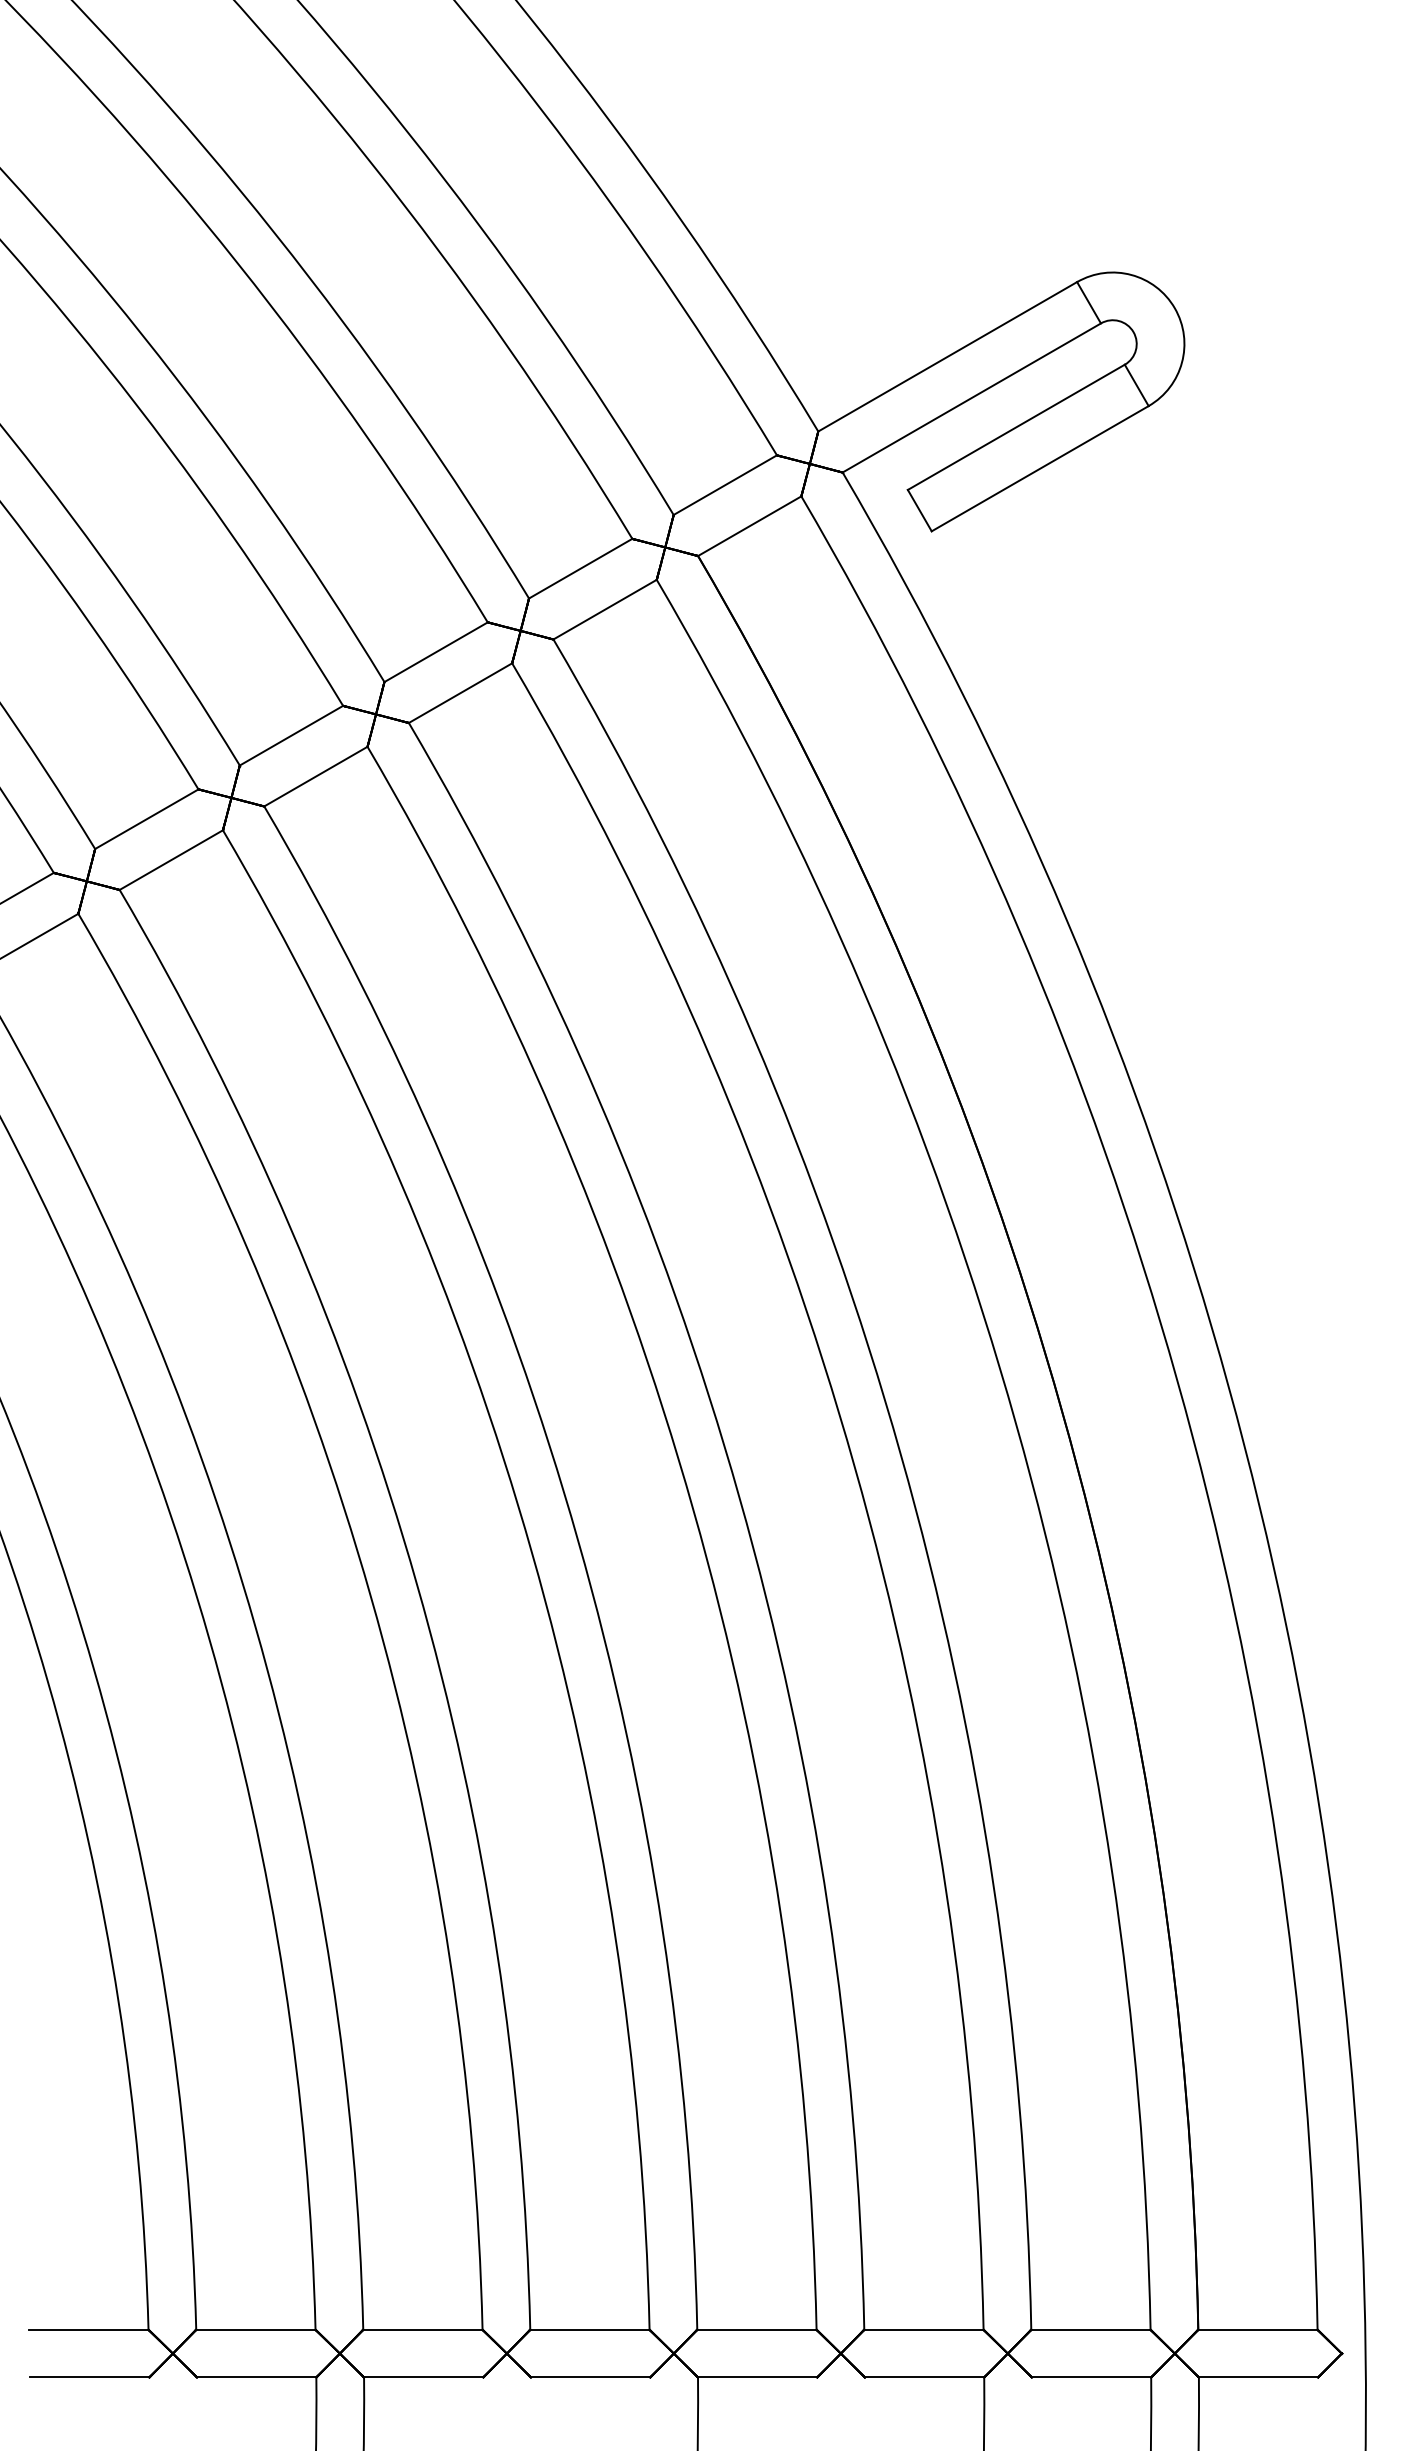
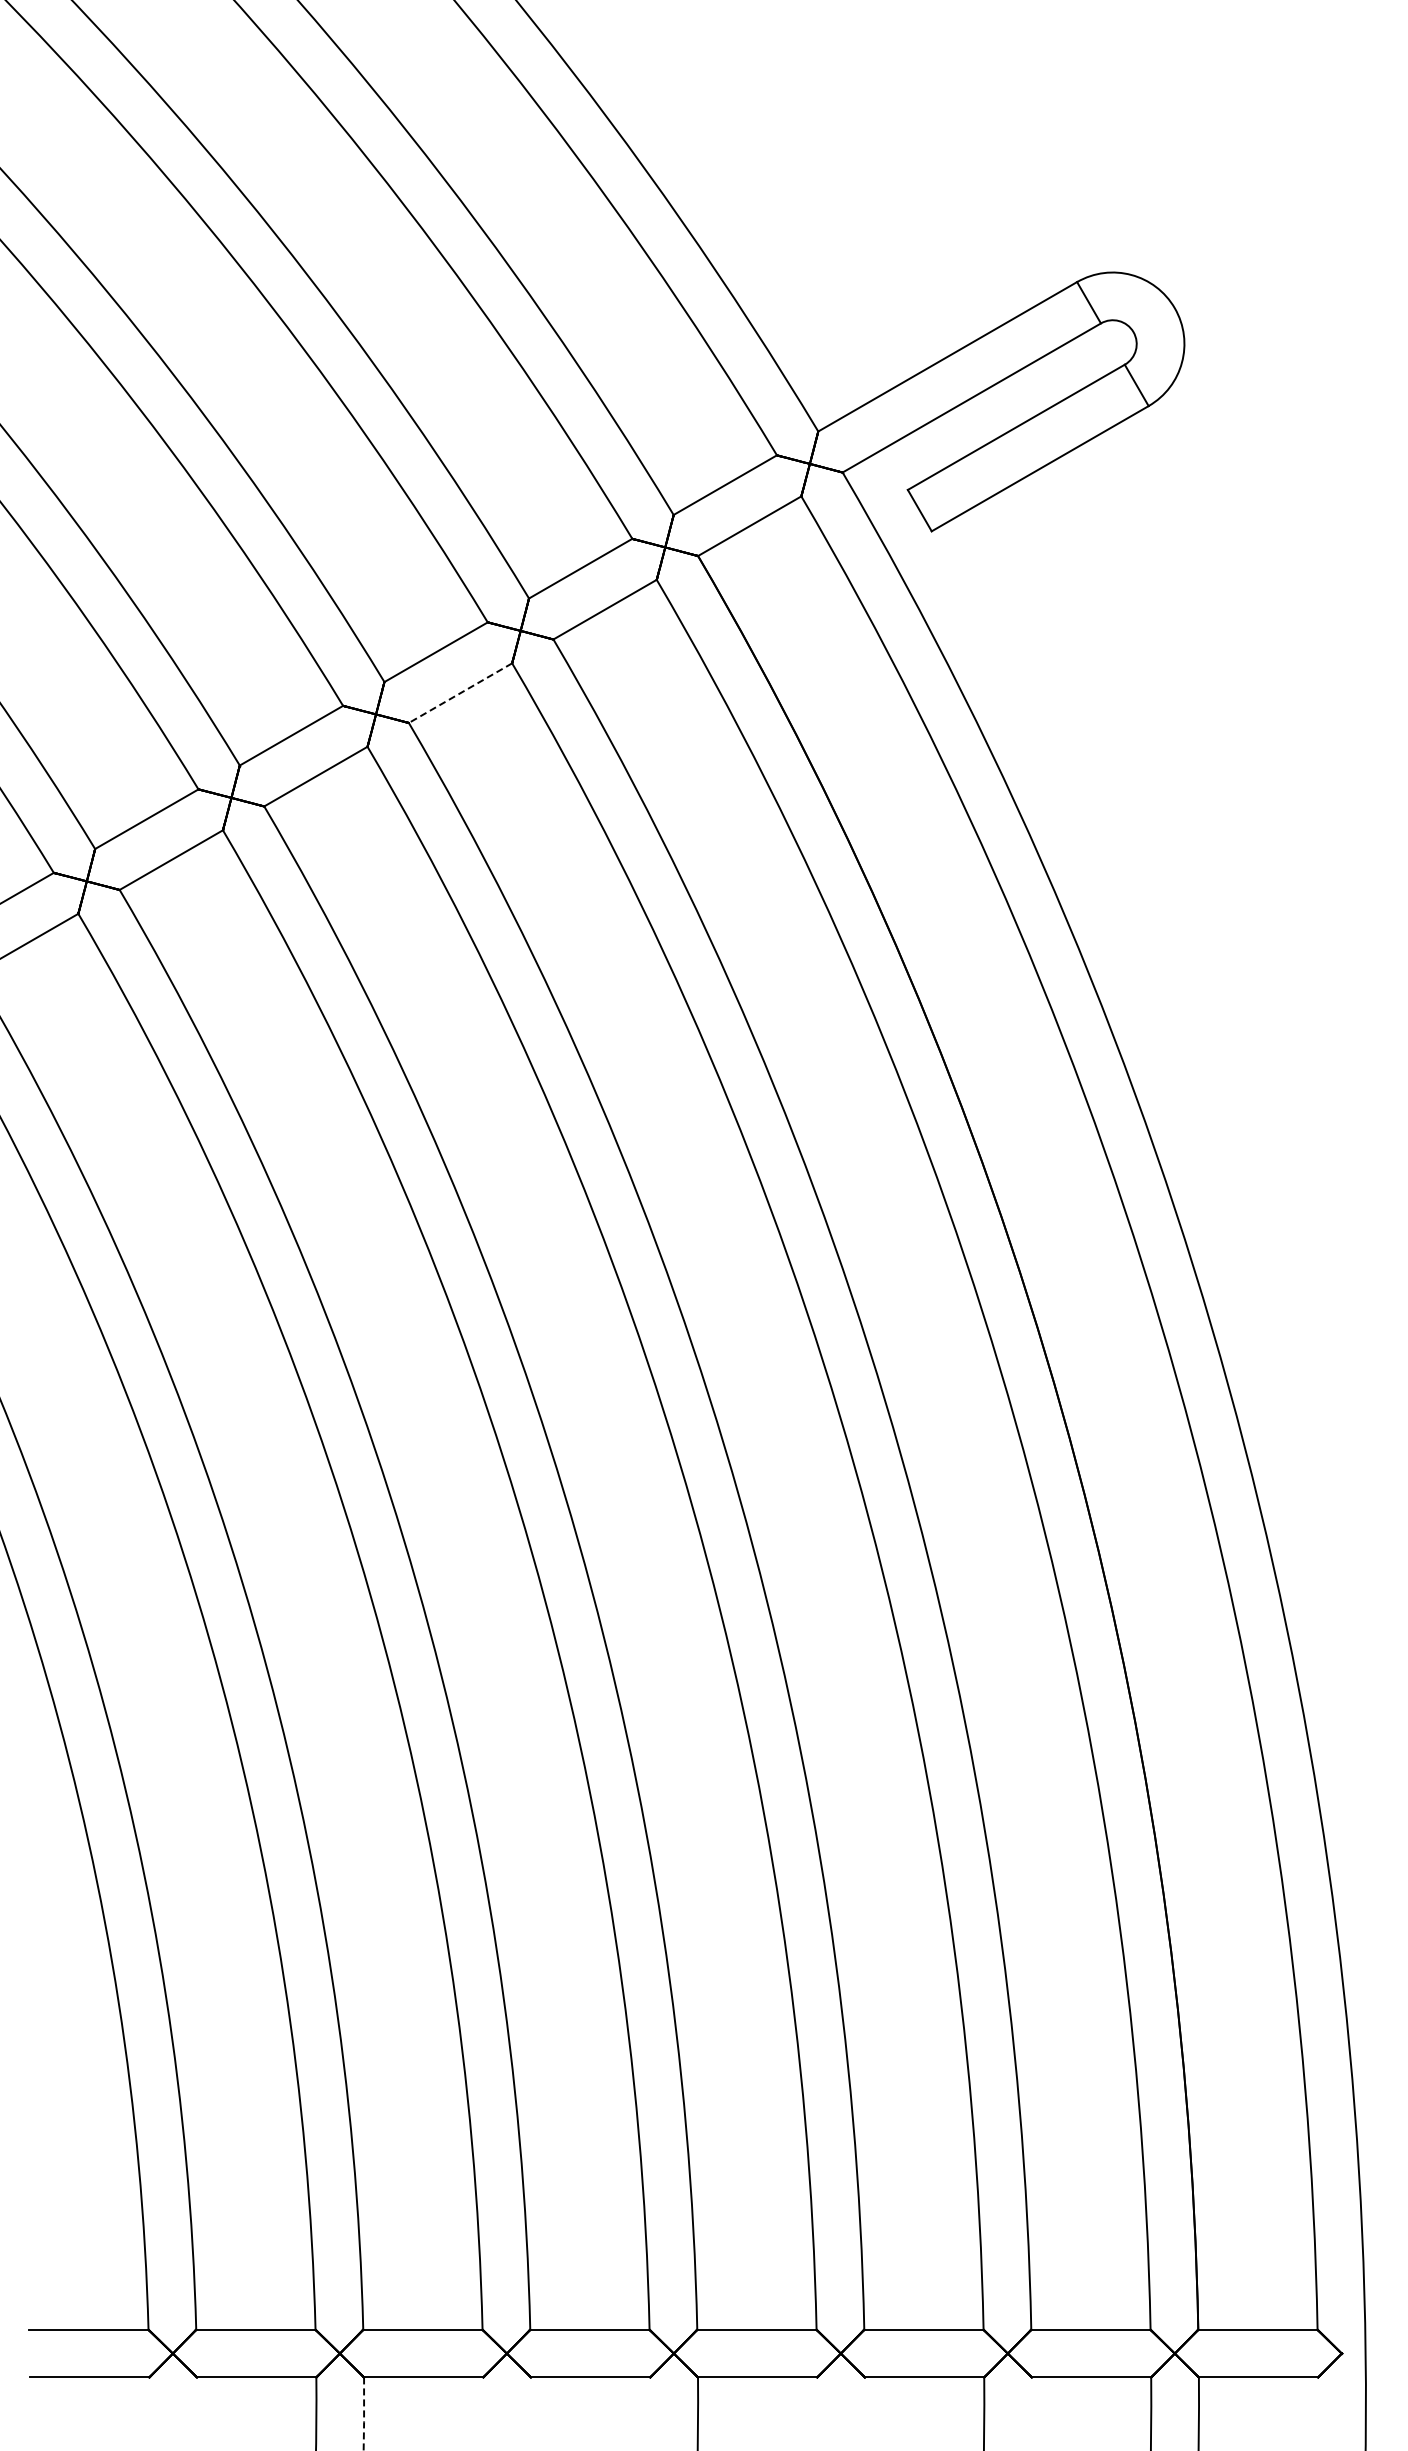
line: solid -> dashed (460, 693)
arc: solid -> dashed (364, 2414)
